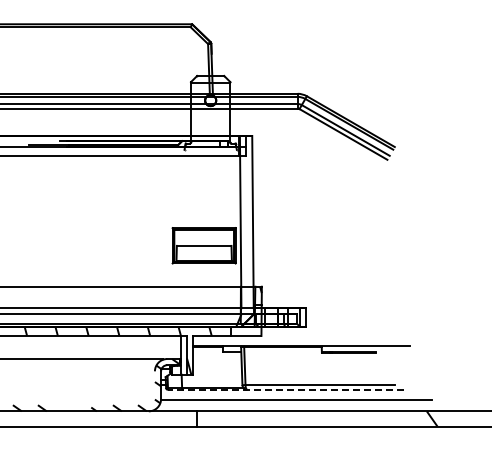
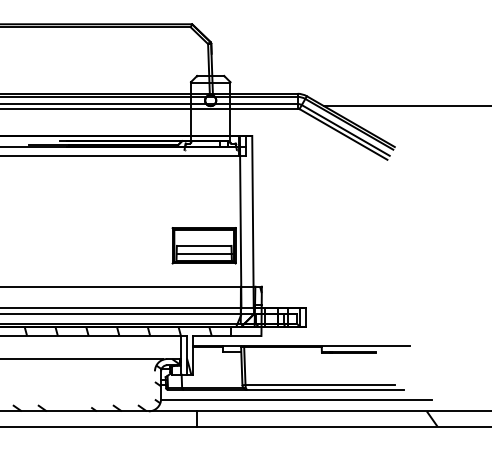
line: none -> present (405, 106)
line: none -> present (203, 254)
line: dashed -> solid (285, 389)
